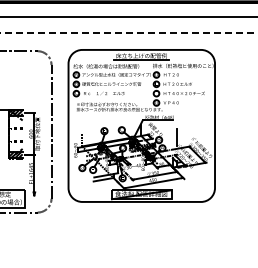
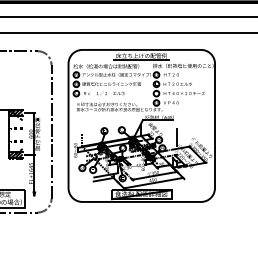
line: dashed -> solid (129, 33)
